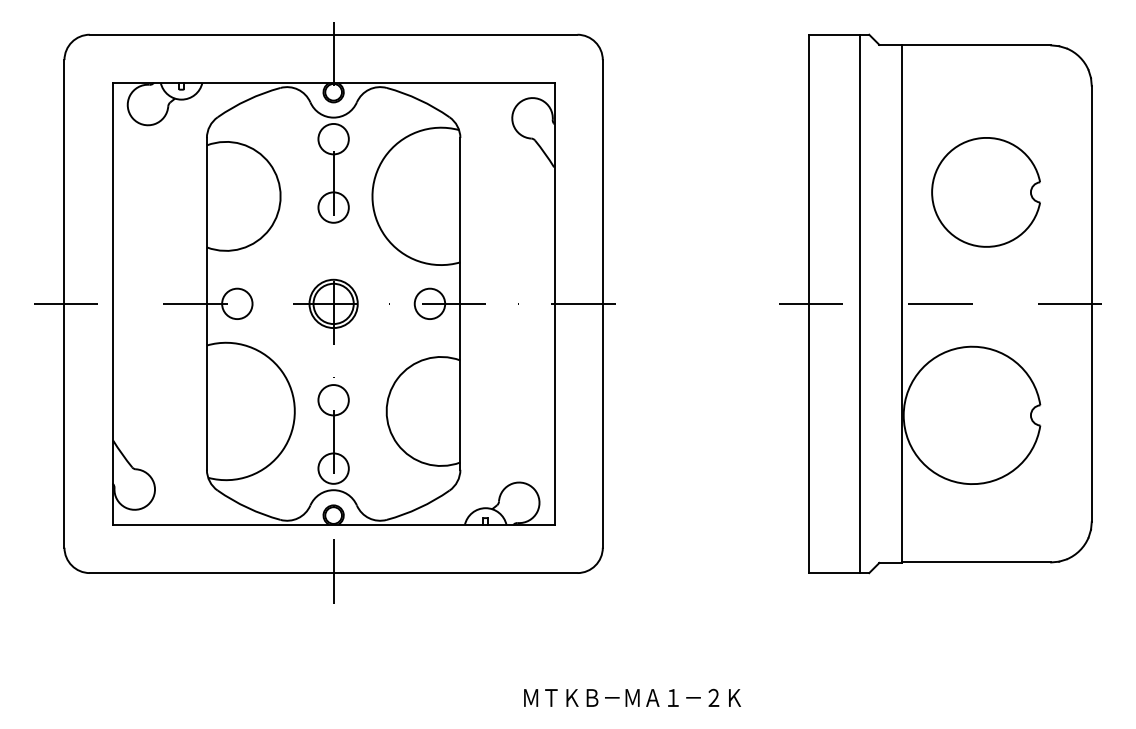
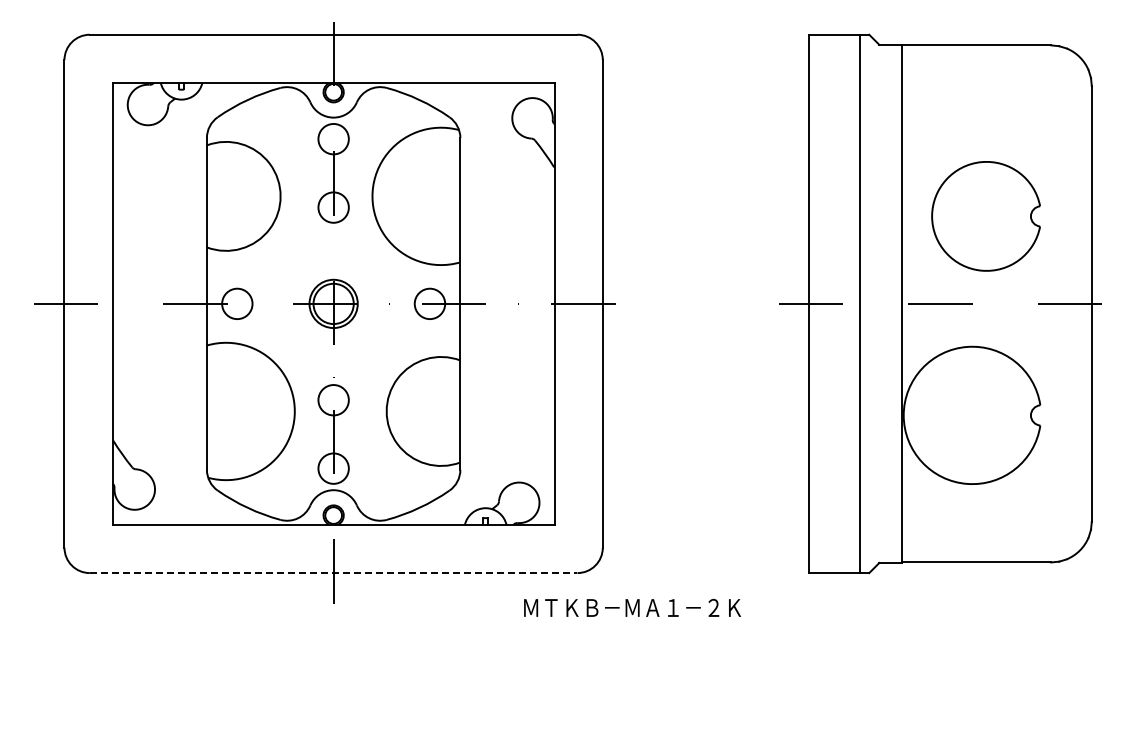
part position: (985, 192) -> (985, 216) (985, 216)
line: solid -> dashed (333, 573)
text position: (632, 697) -> (632, 607) (632, 607)
